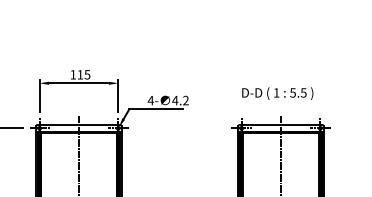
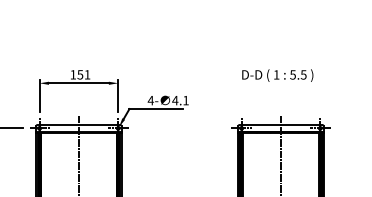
text: 115 -> 151 (83, 74)
text position: (277, 93) -> (277, 75) (277, 75)
text: 4.2 -> 4.1 (185, 100)
